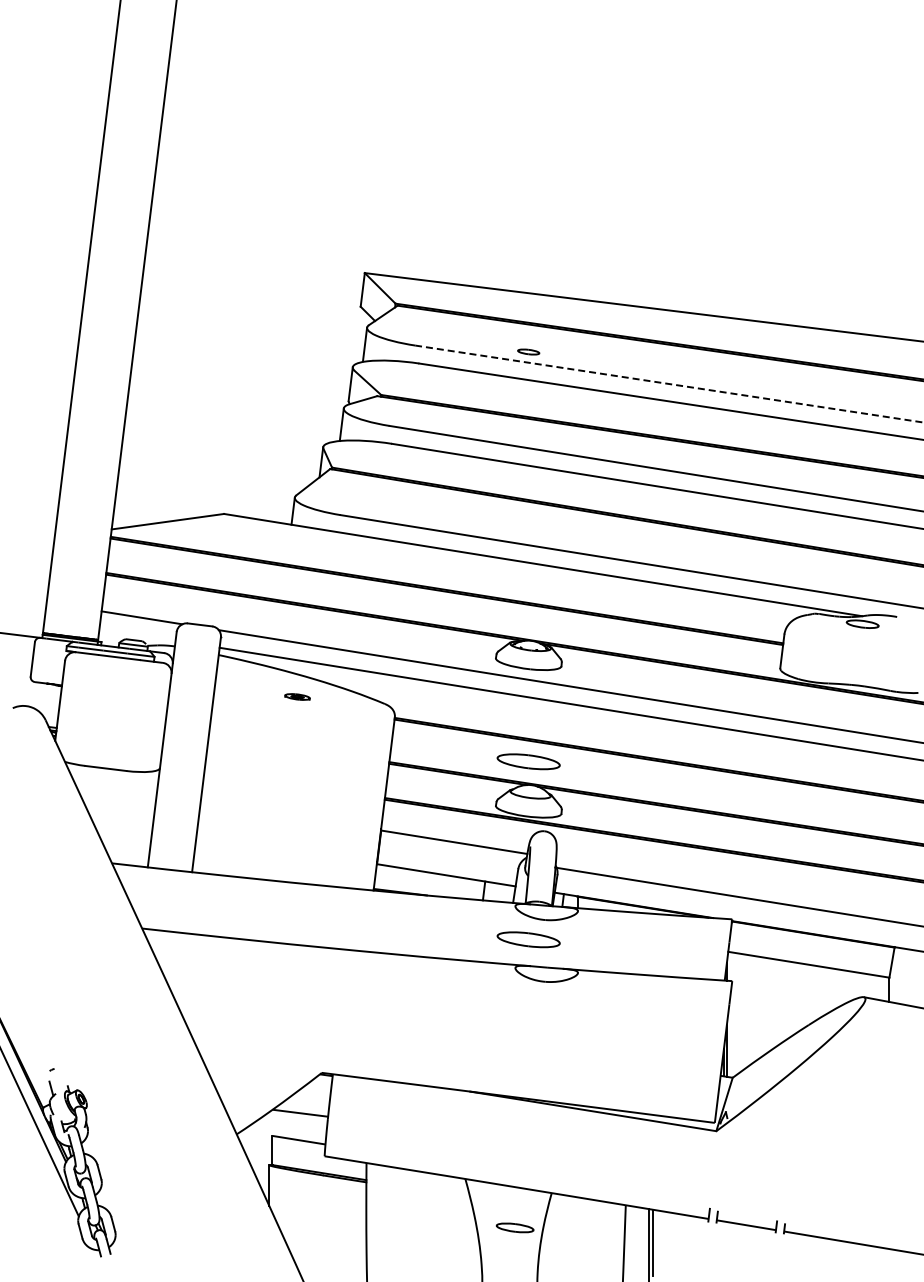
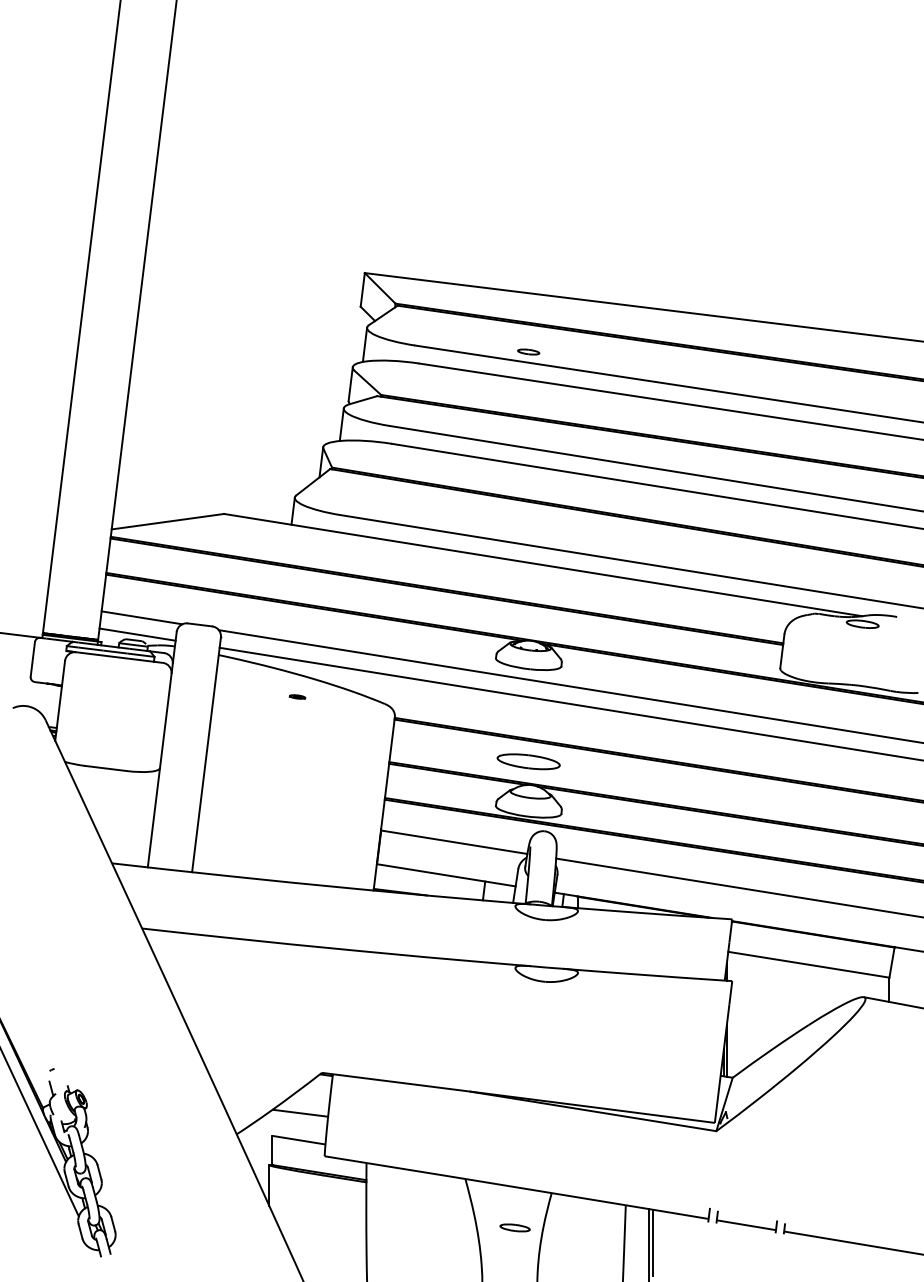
line: dashed -> solid (669, 384)
line: none -> present (137, 634)
part size: 27x8 px -> 19x6 px (297, 696)
line position: (737, 896) -> (738, 887) (738, 887)
part: present -> none (528, 939)
part size: 40x12 px -> 32x10 px (514, 1227)
